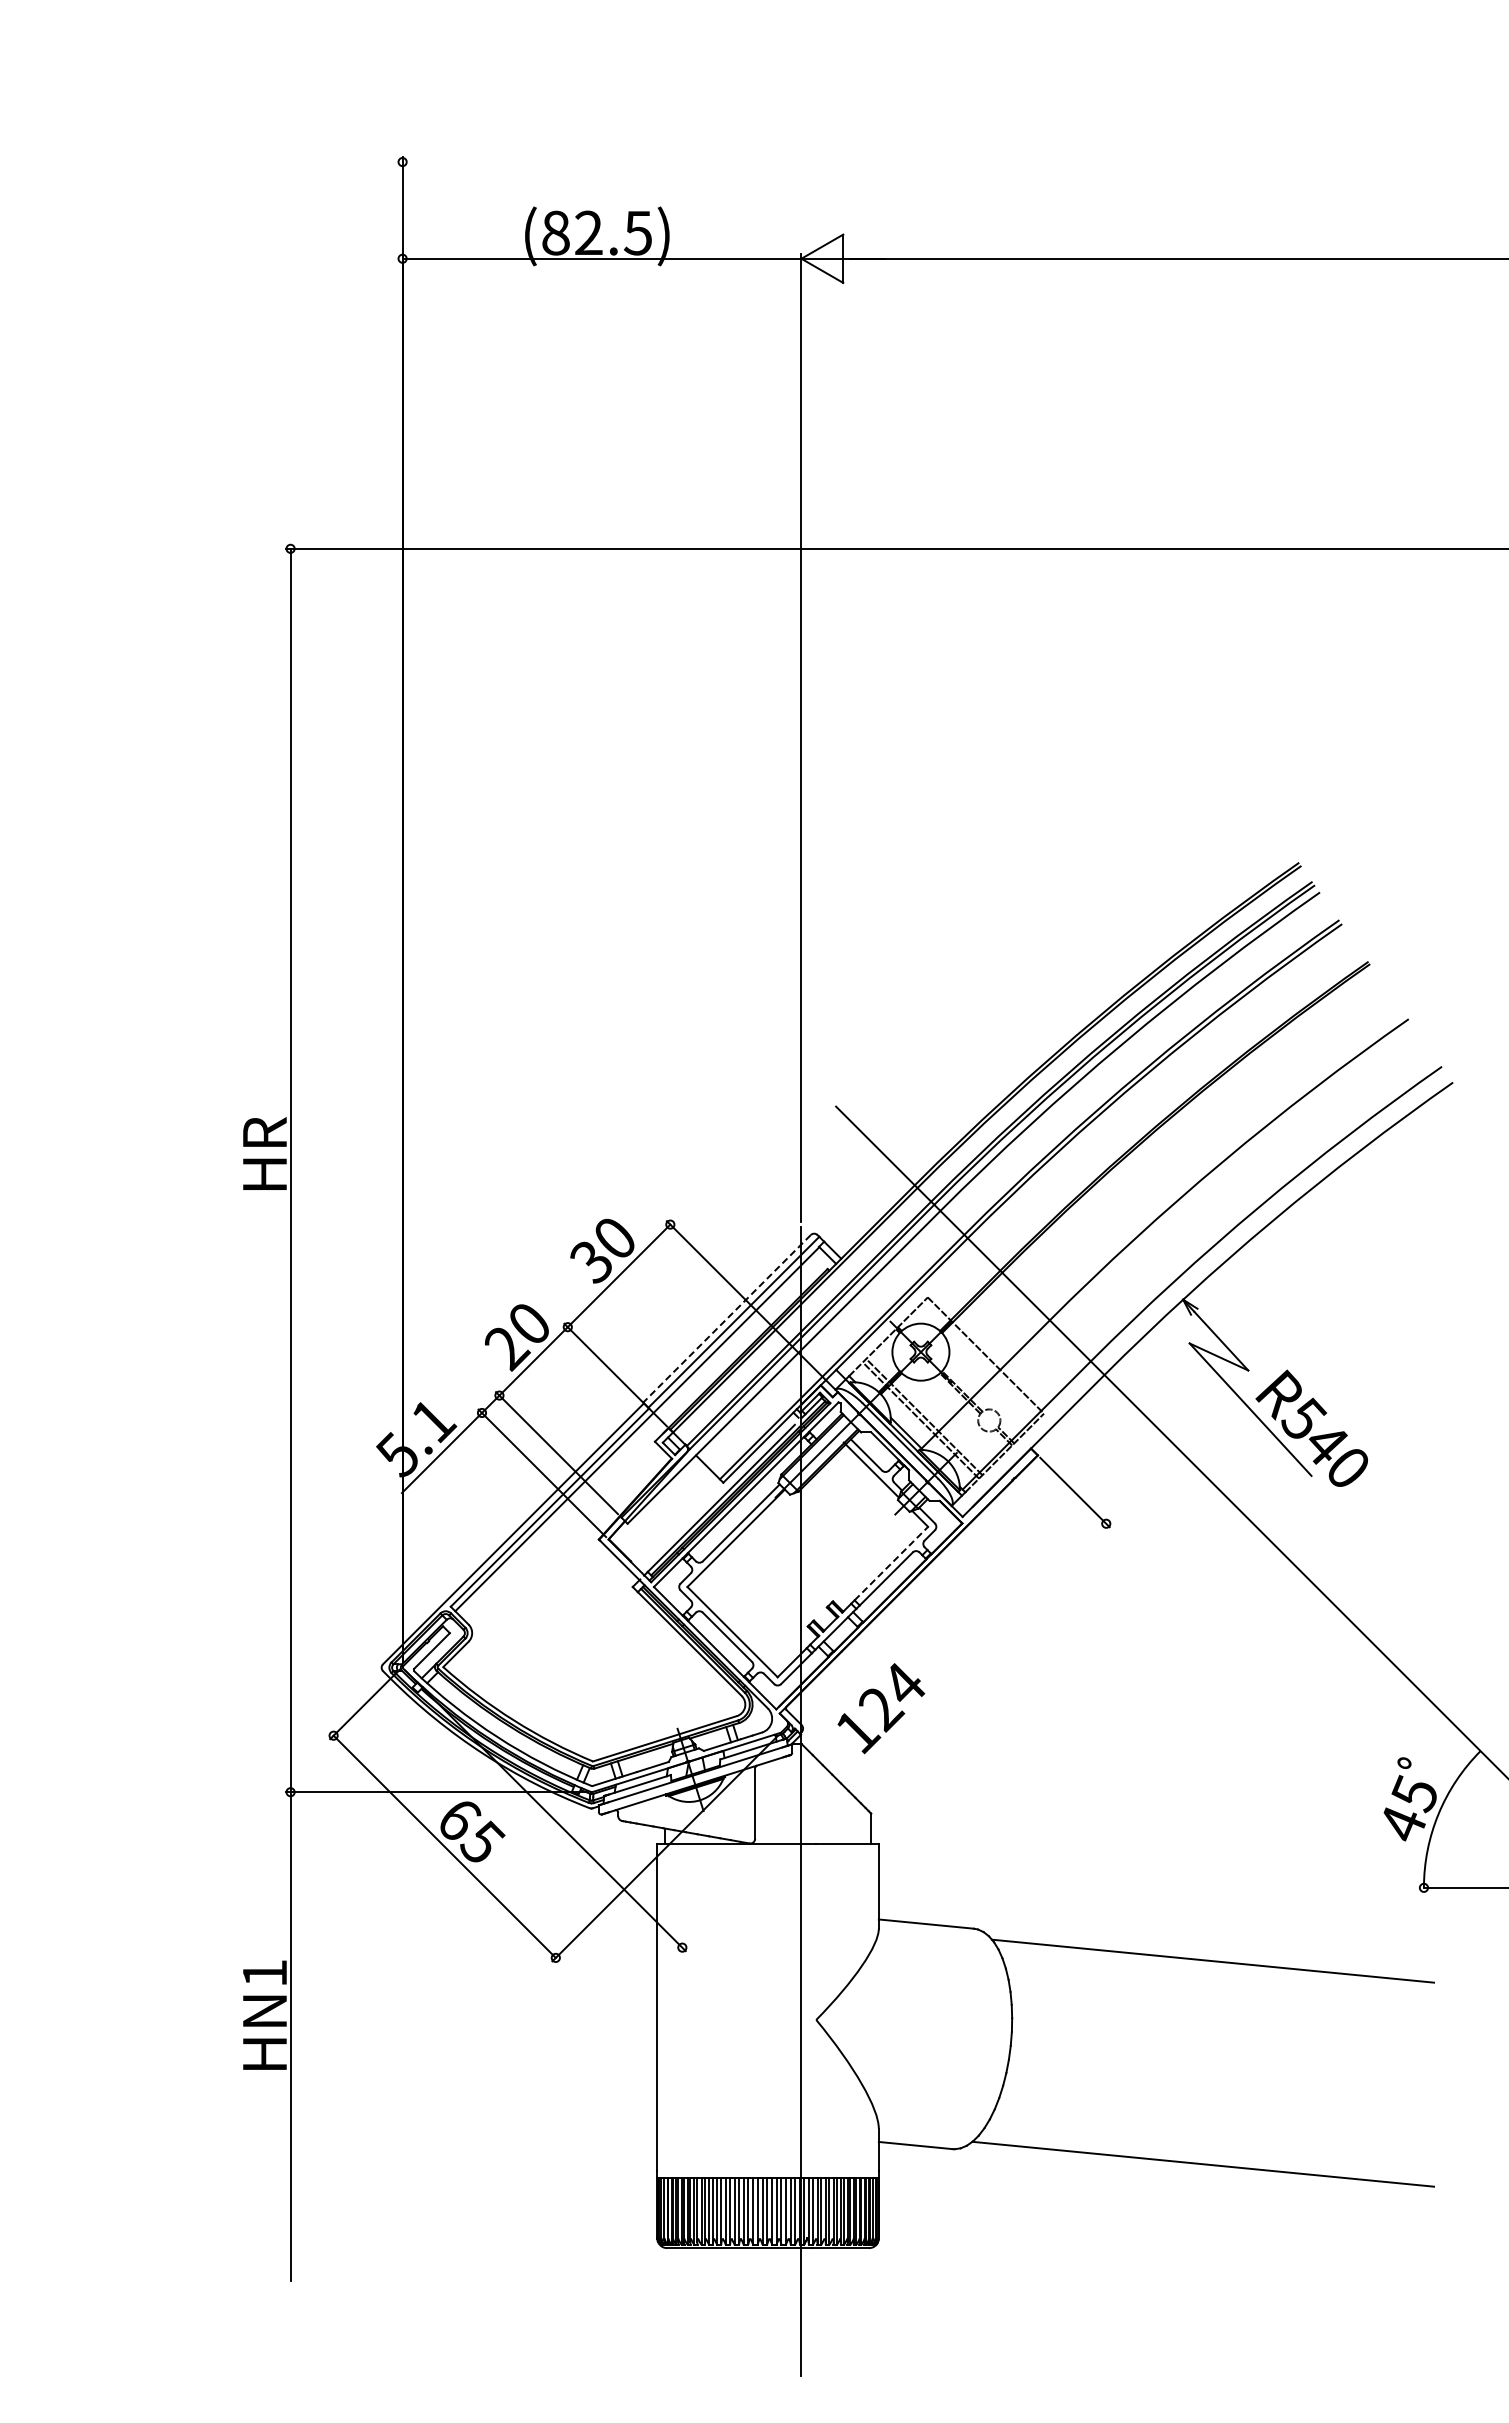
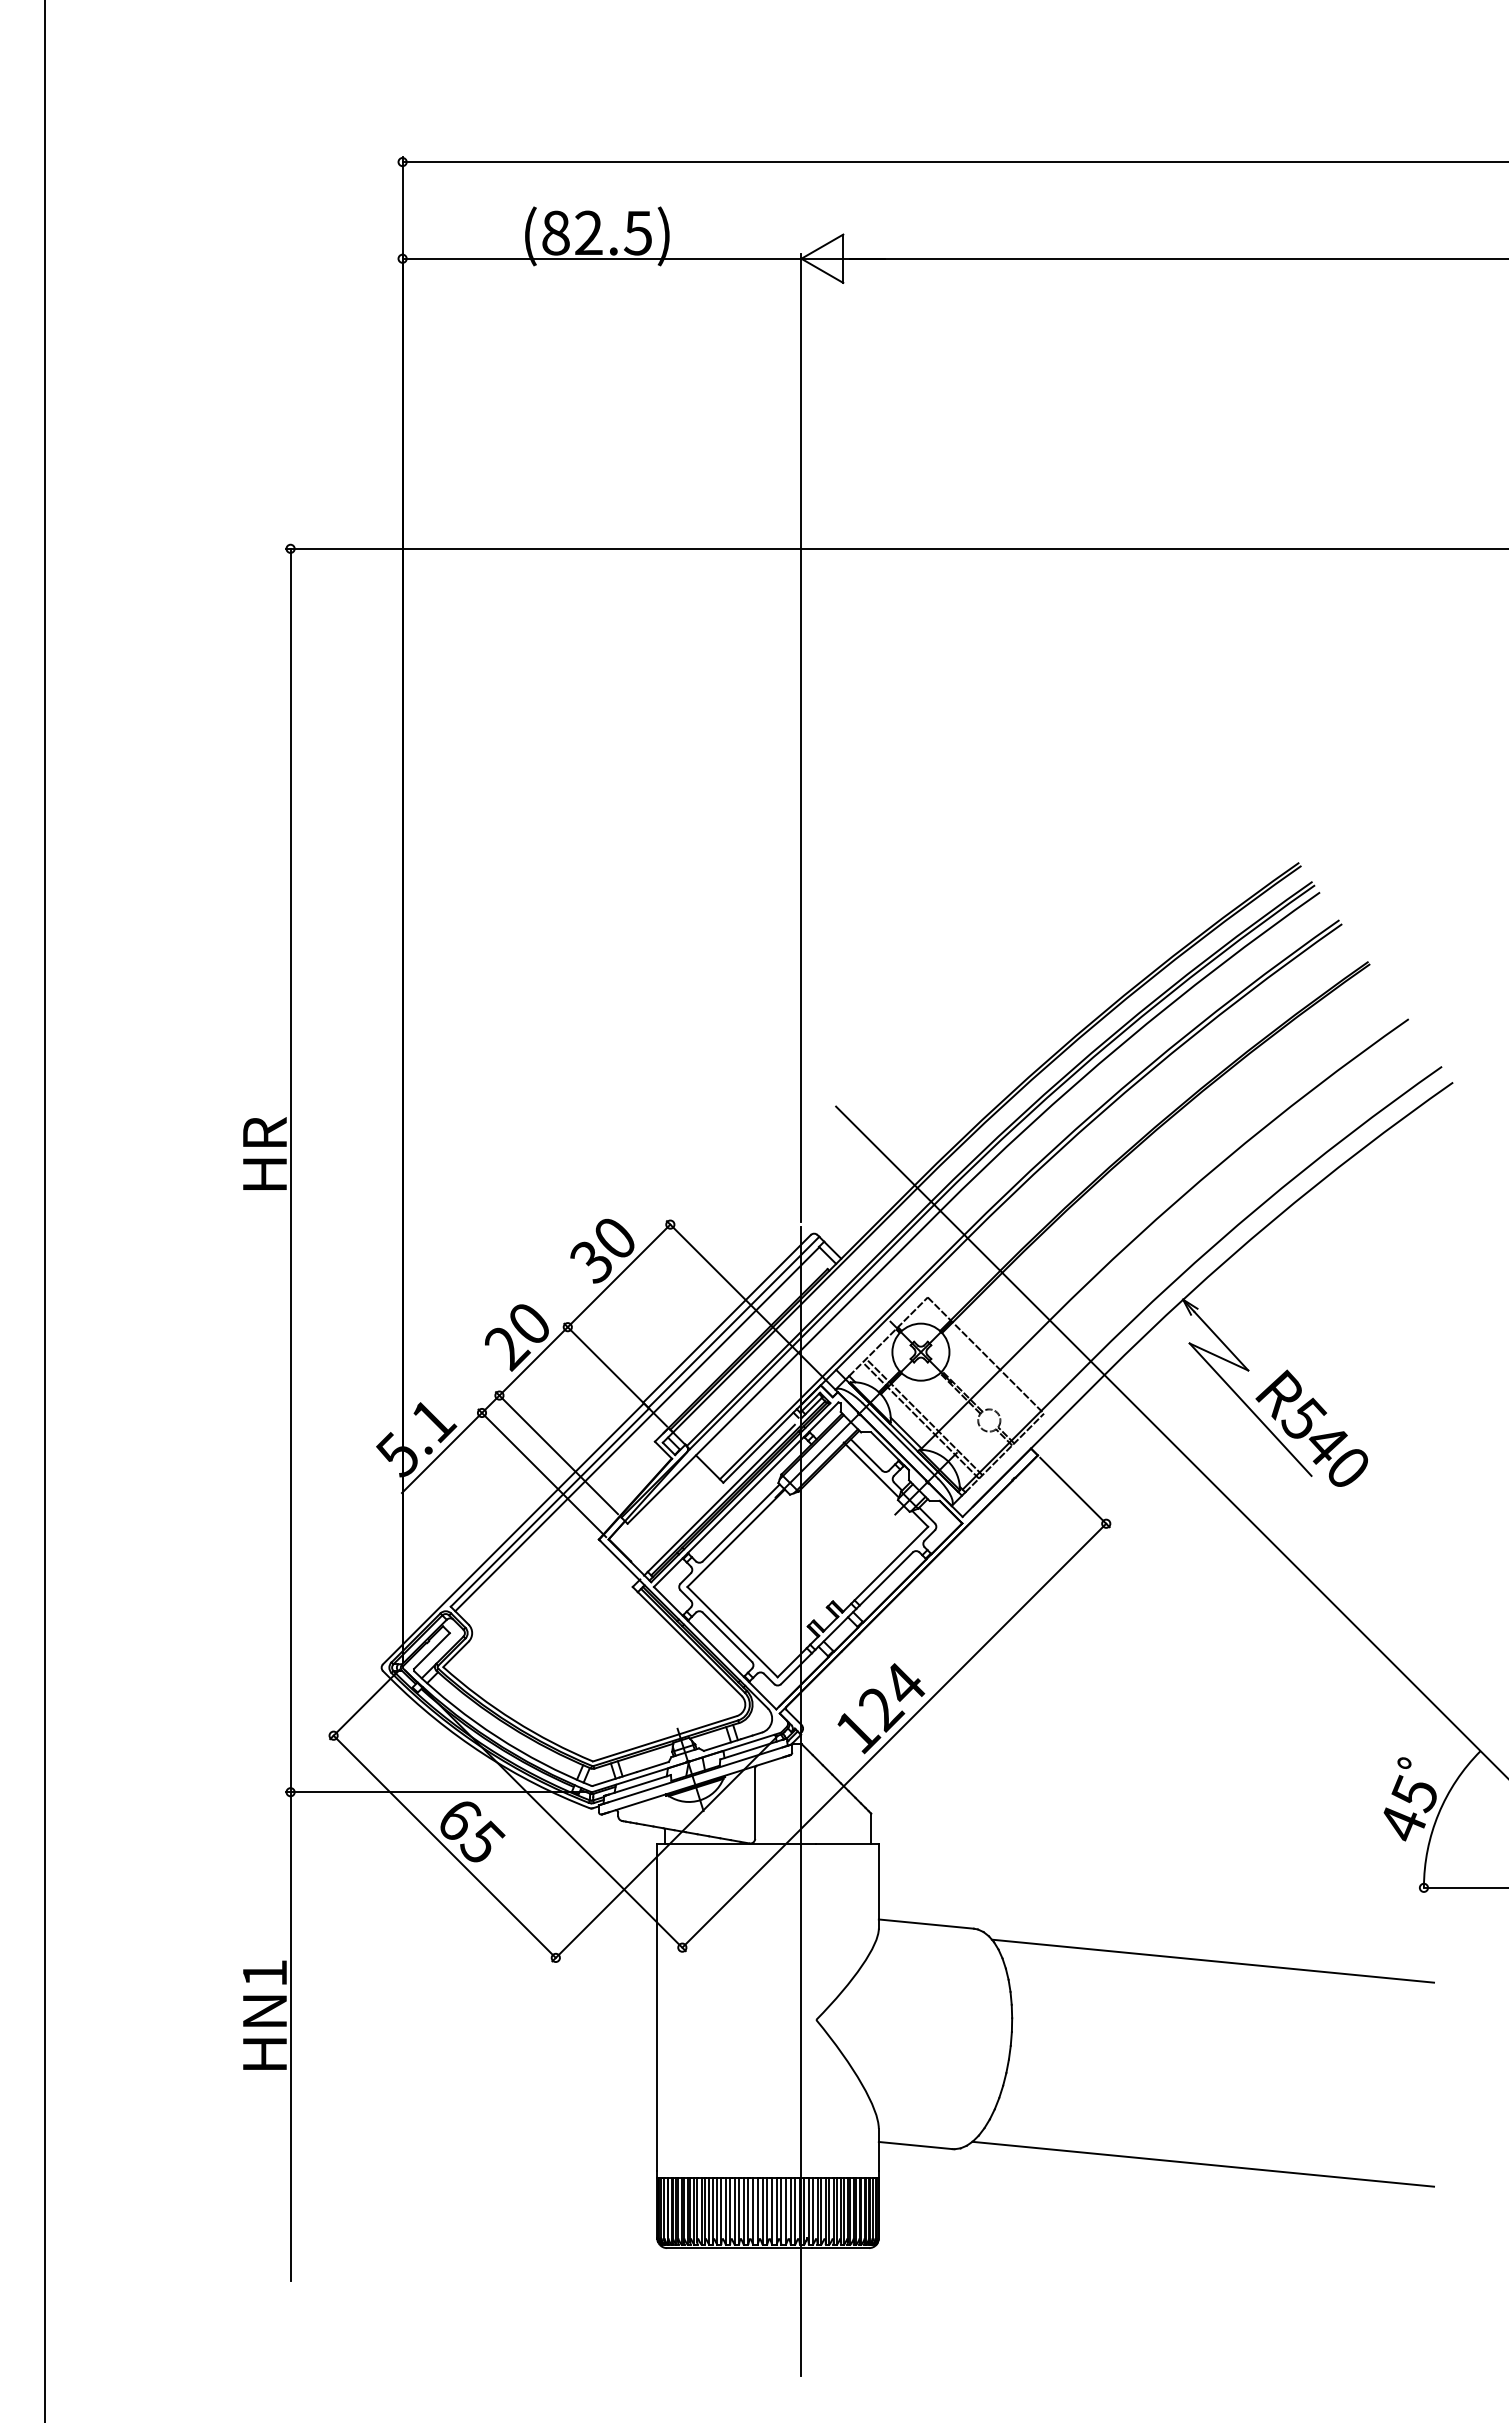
line: none -> present (953, 162)
line: none -> present (45, 1210)
line: dashed -> solid (726, 1319)
line: dashed -> solid (891, 1563)
line: none -> present (894, 1735)
